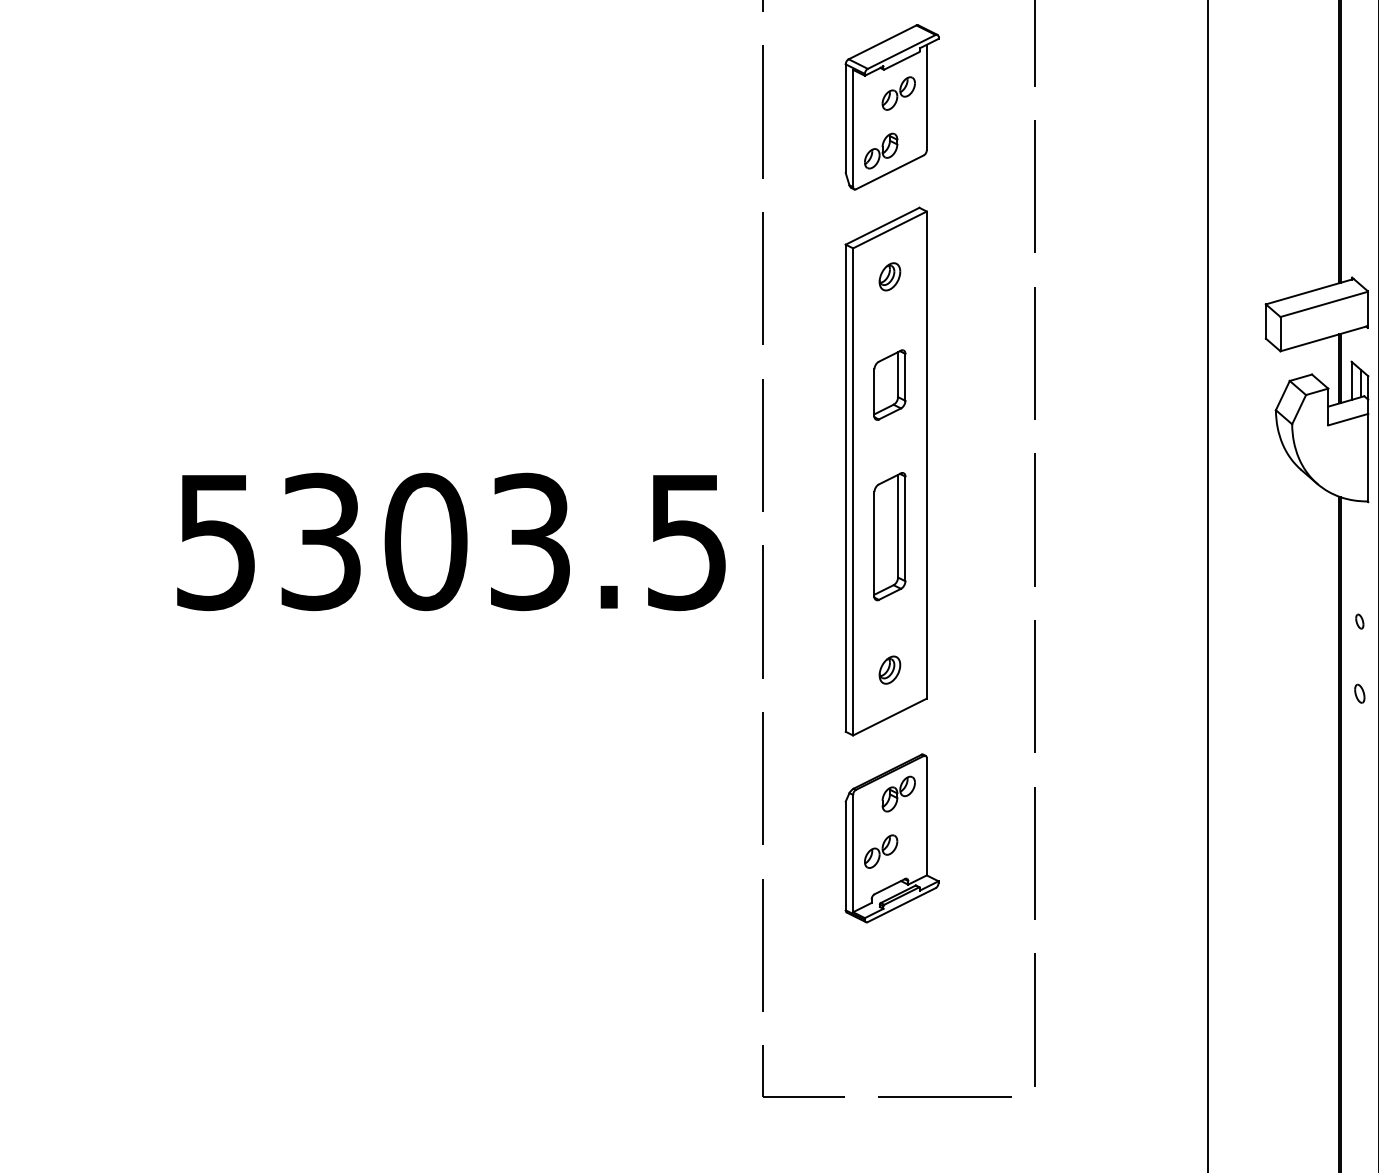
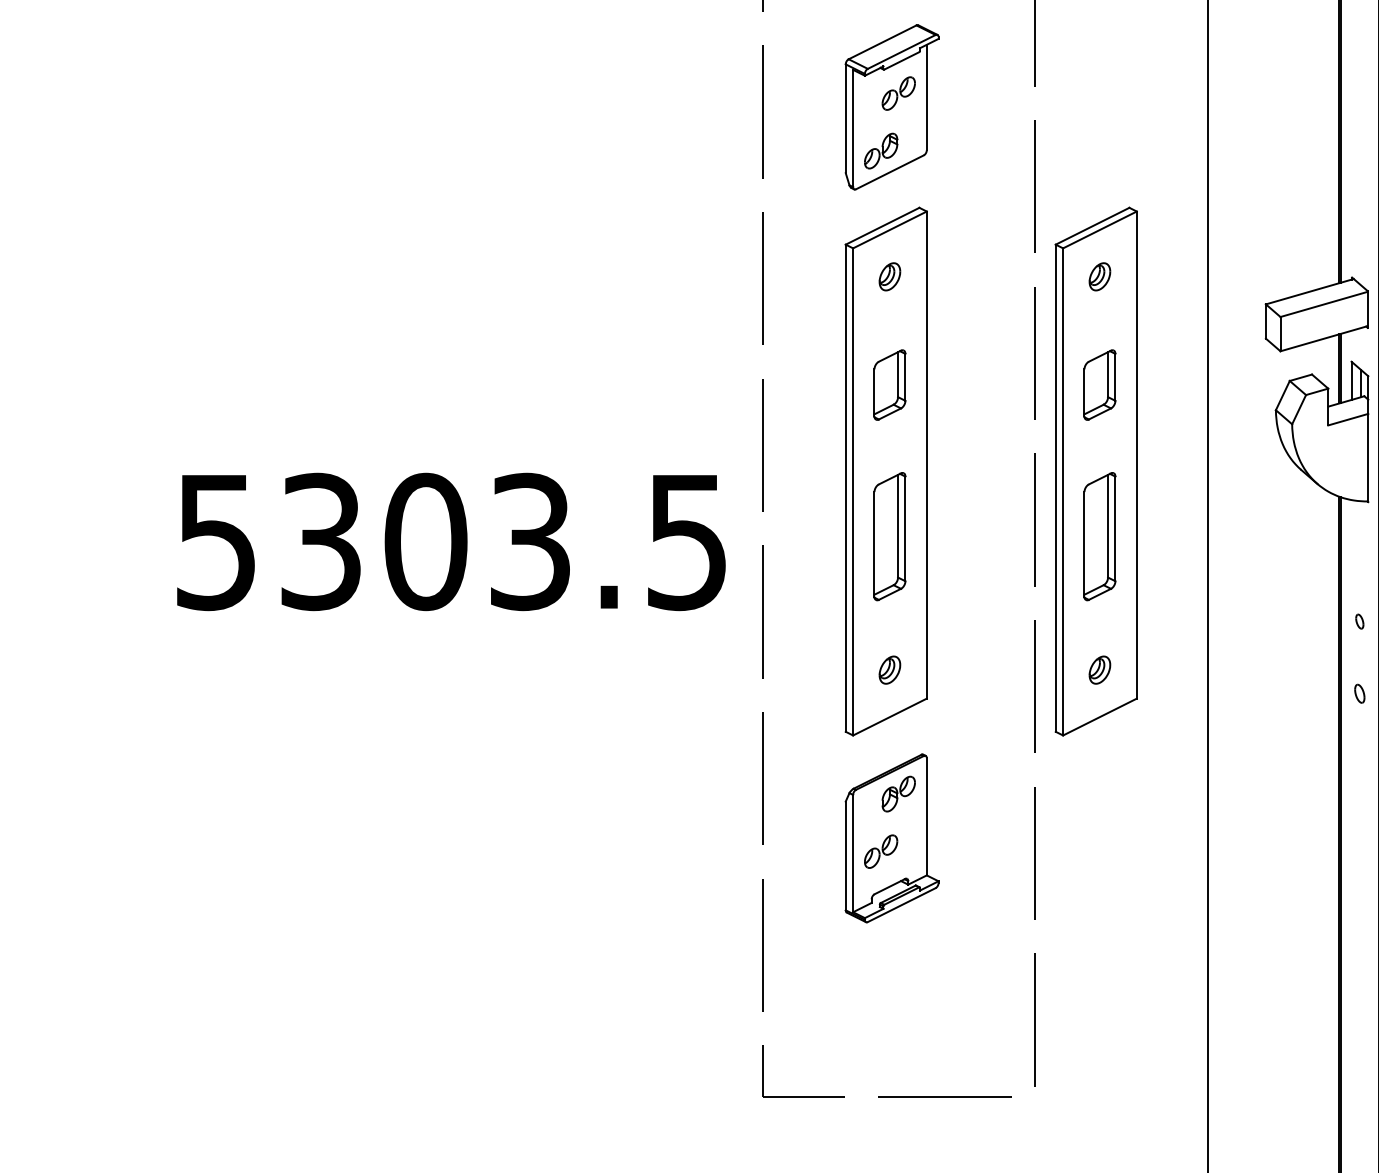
part: none -> present (1095, 471)
